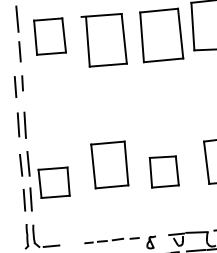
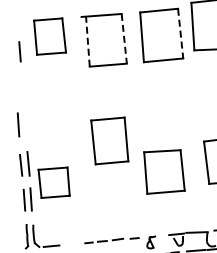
line: present -> none (17, 18)
line: solid -> dashed (180, 33)
line: solid -> dashed (124, 38)
line: solid -> dashed (87, 41)
part: present -> none (18, 86)
line: present -> none (24, 124)
part position: (109, 164) -> (109, 140) (109, 140)
part size: 32x34 px -> 43x46 px (164, 171)
